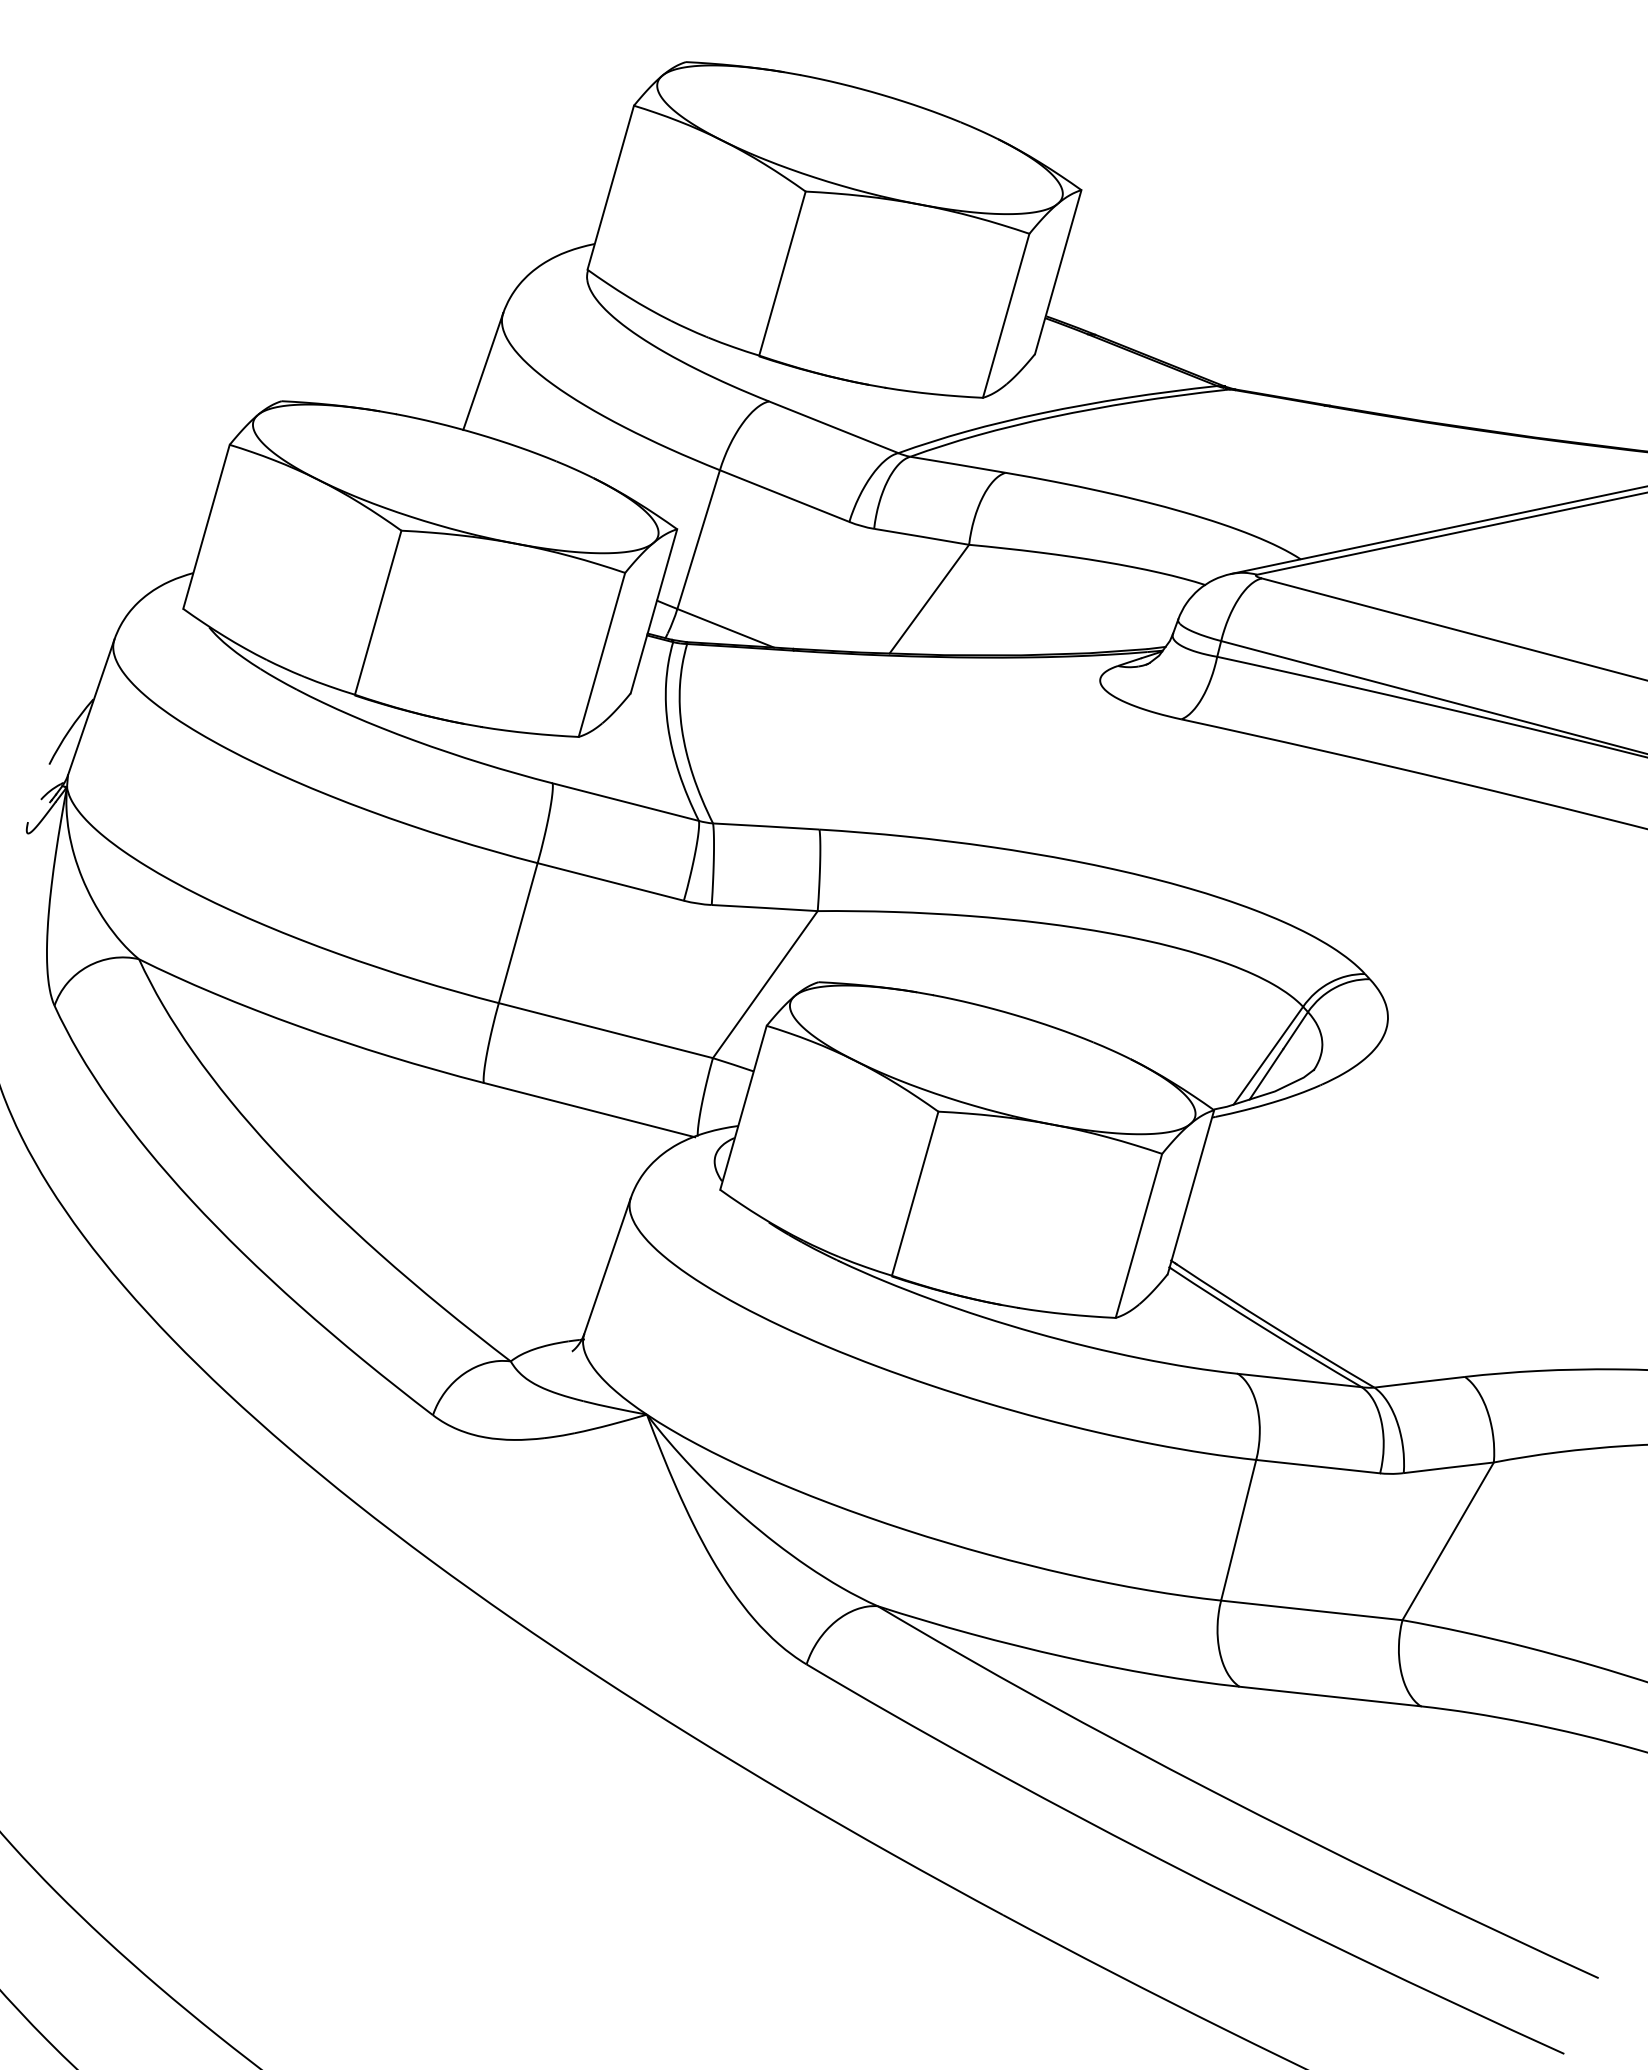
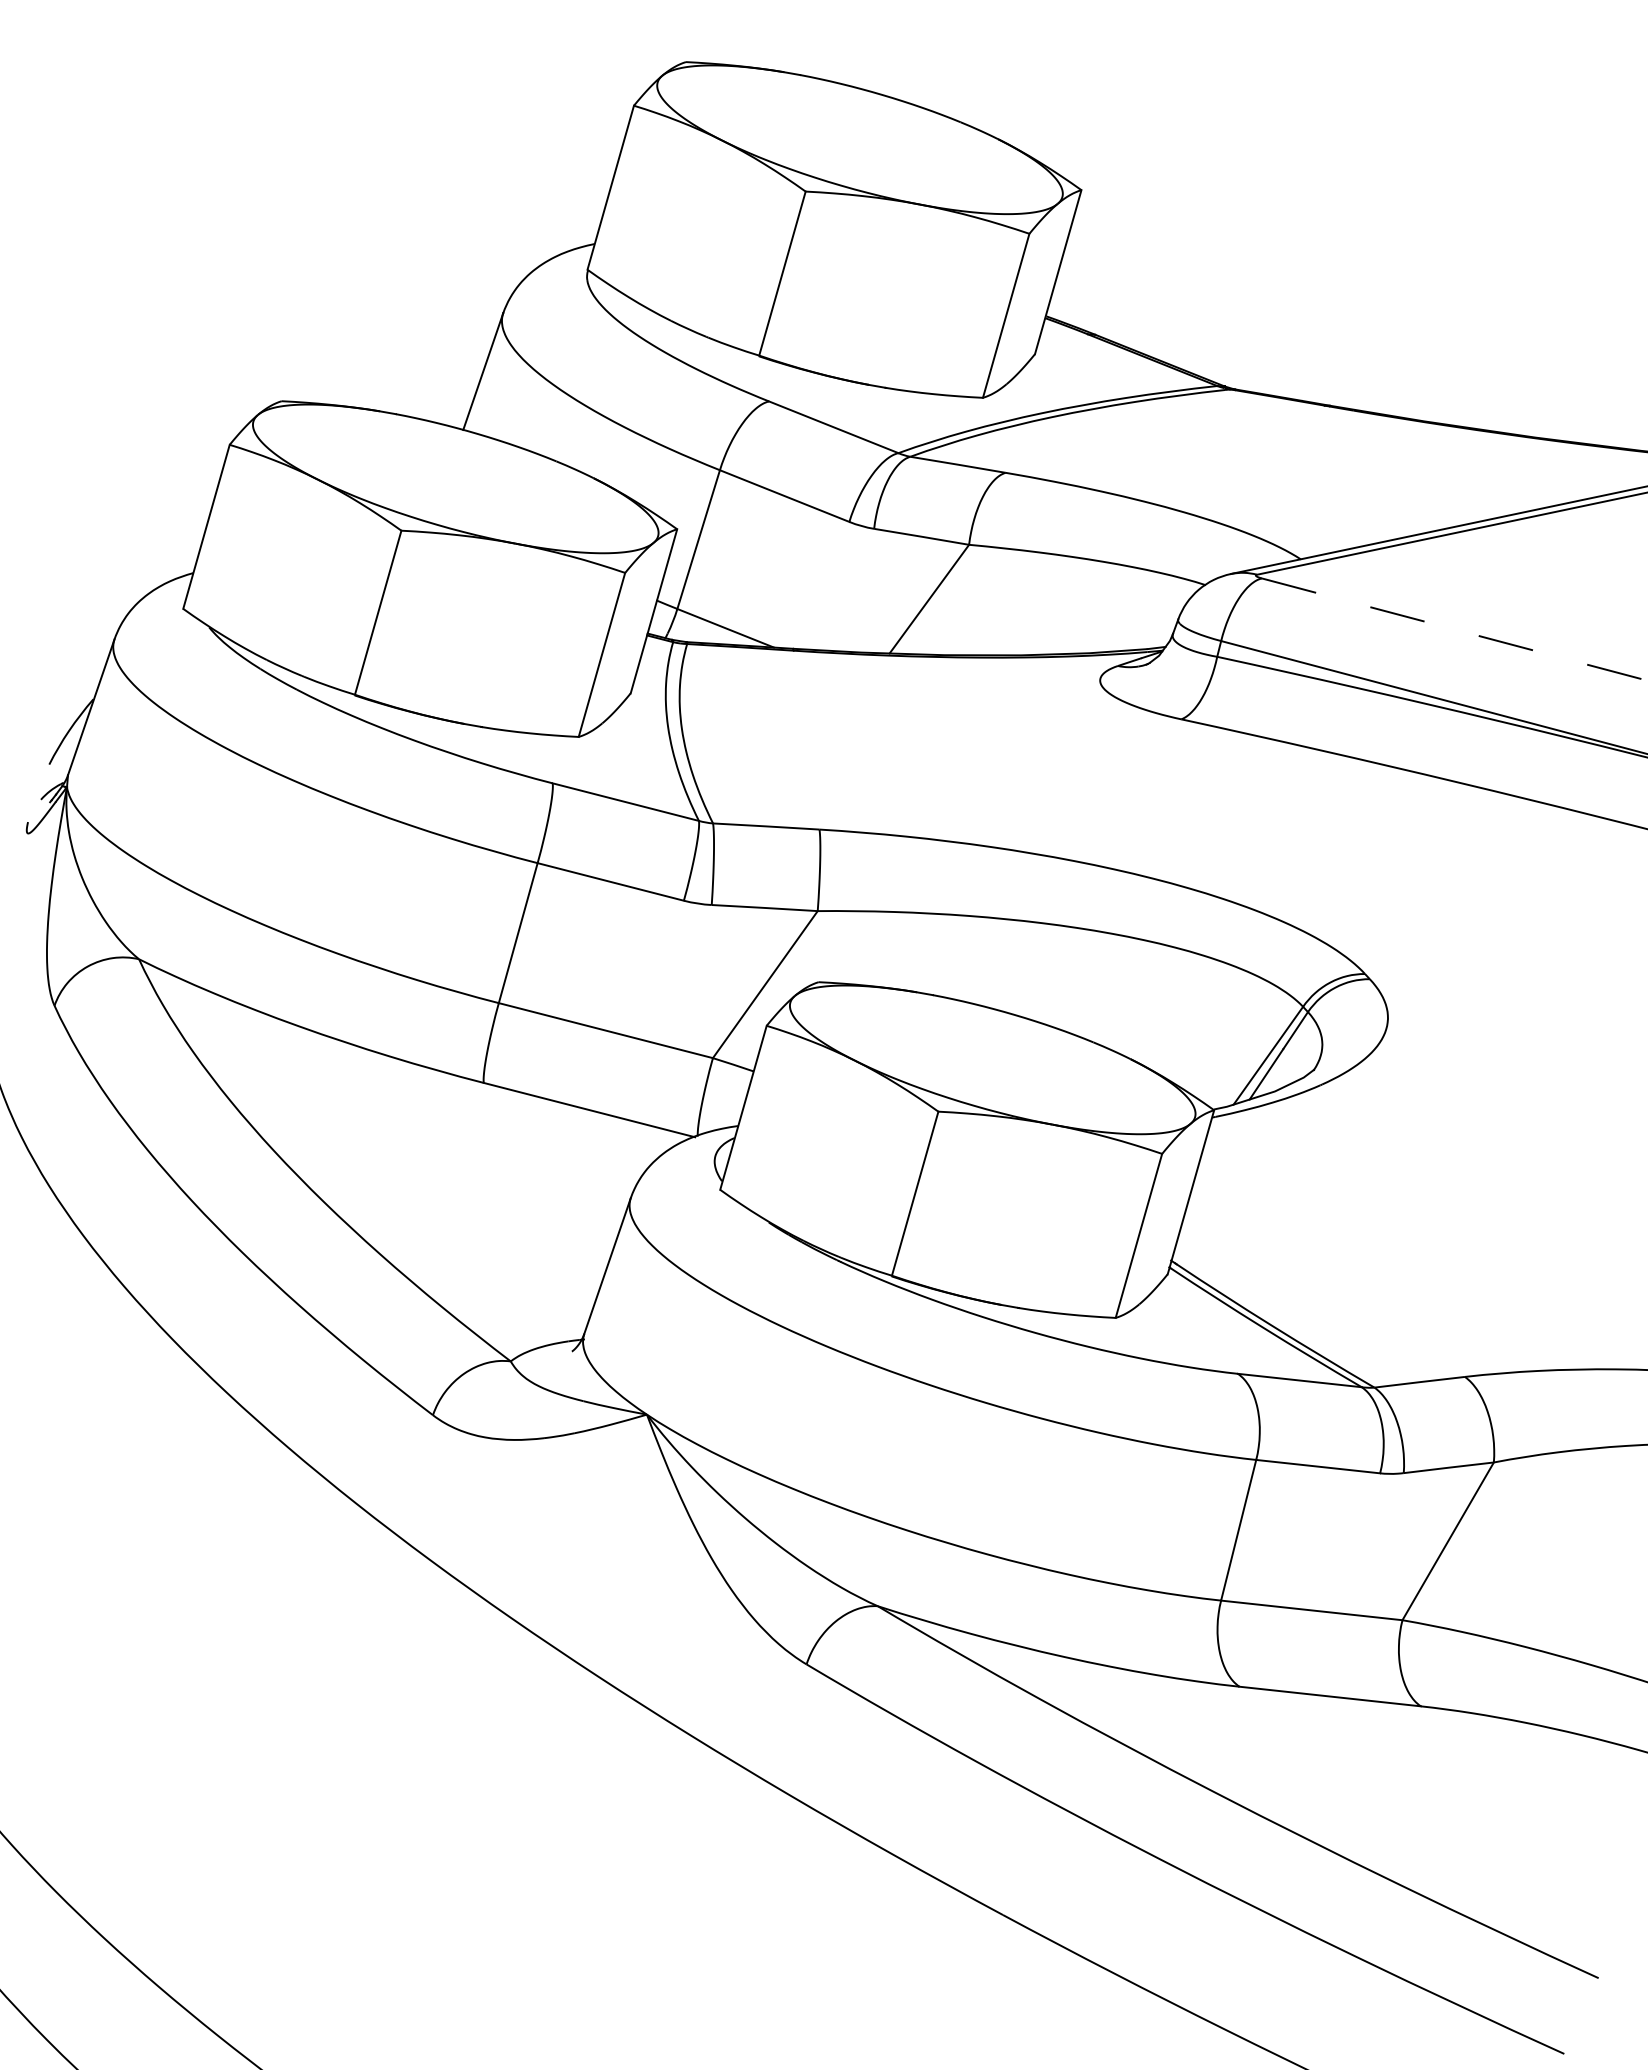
line: solid -> dashed (1455, 629)
